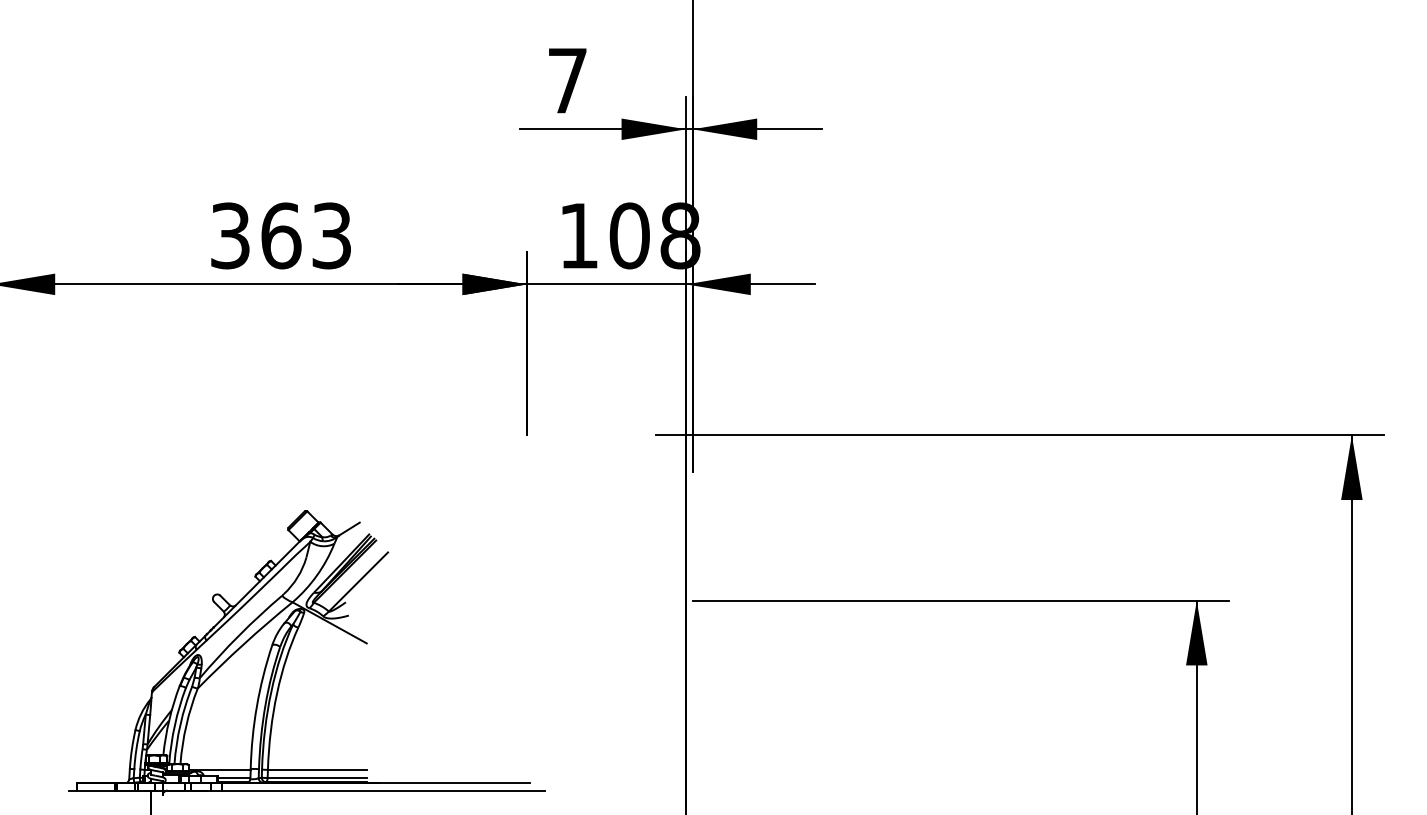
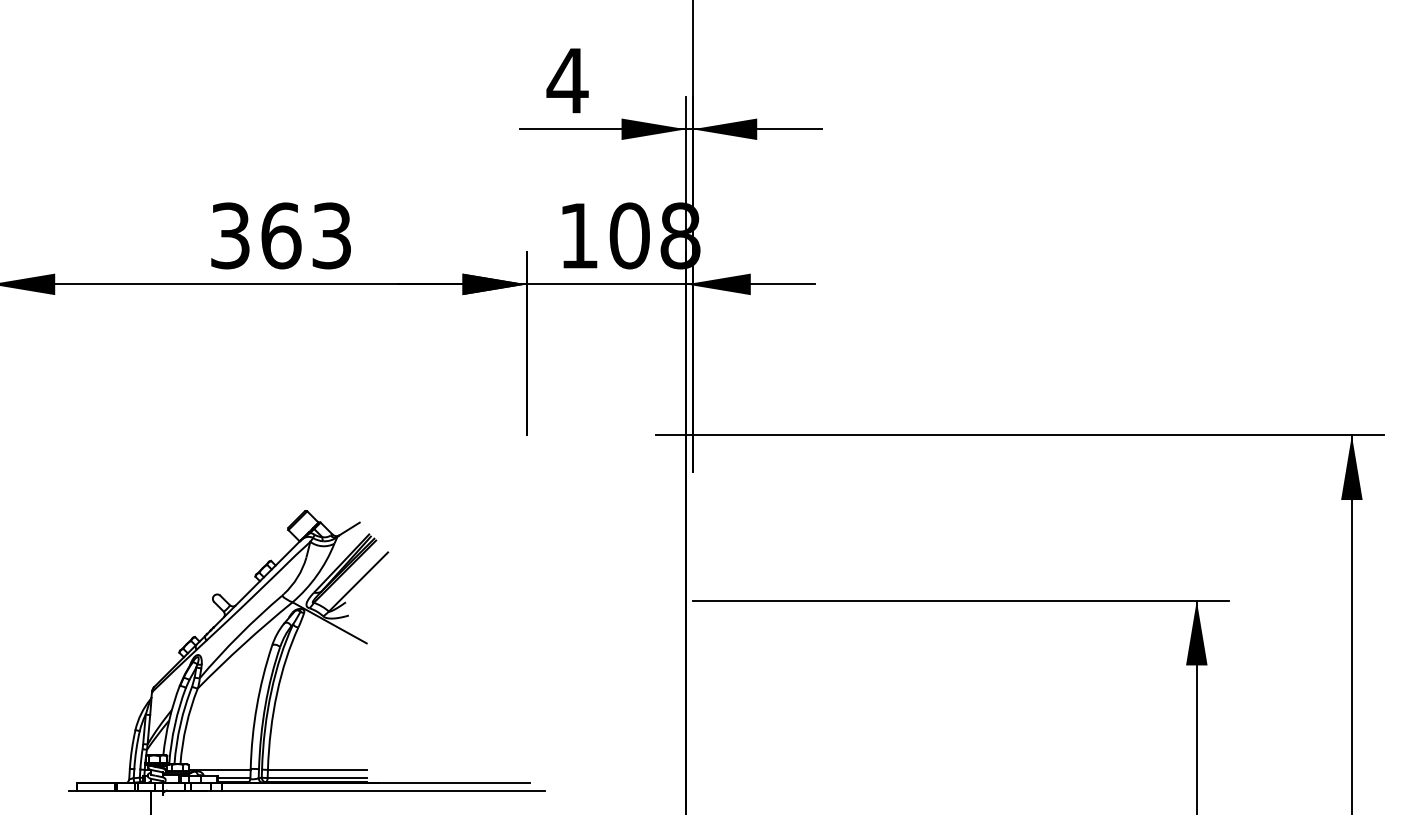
text: 7 -> 4 (567, 80)
